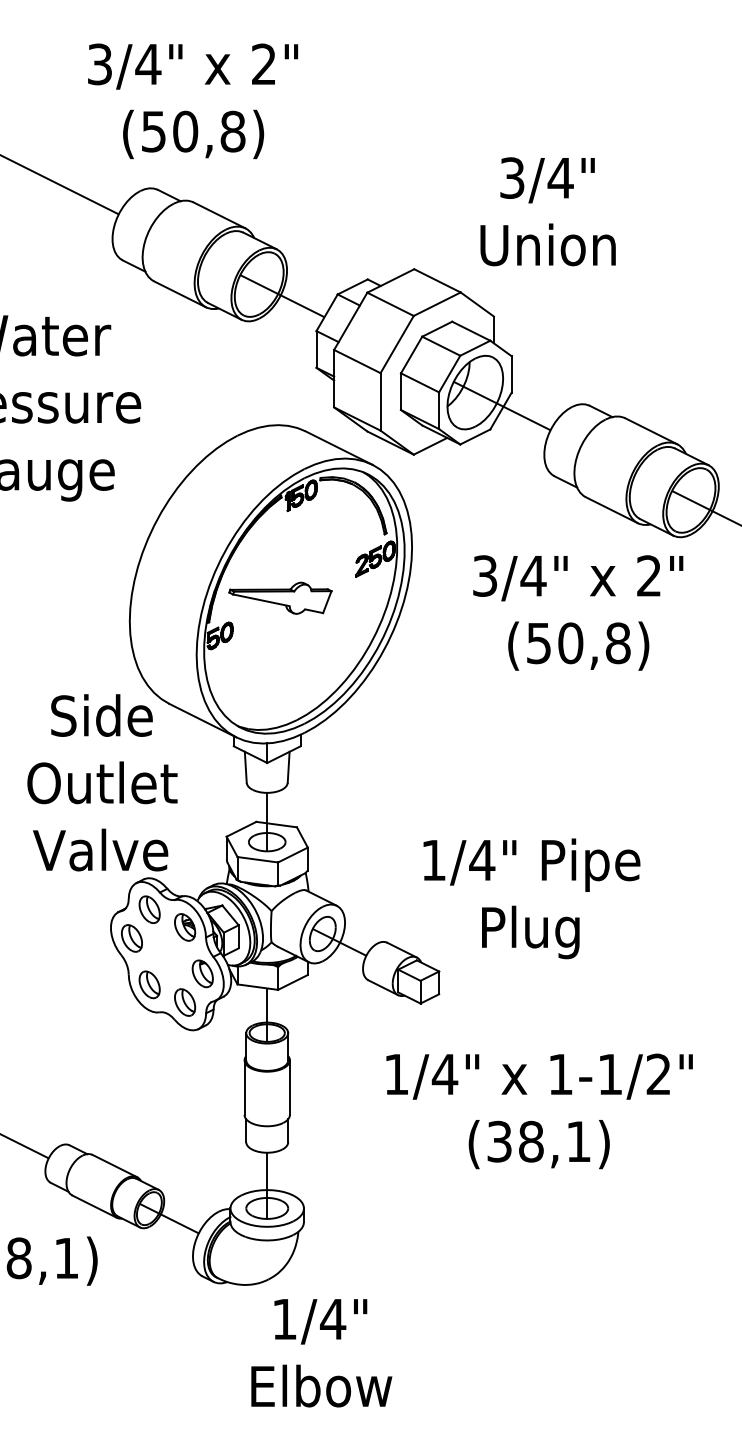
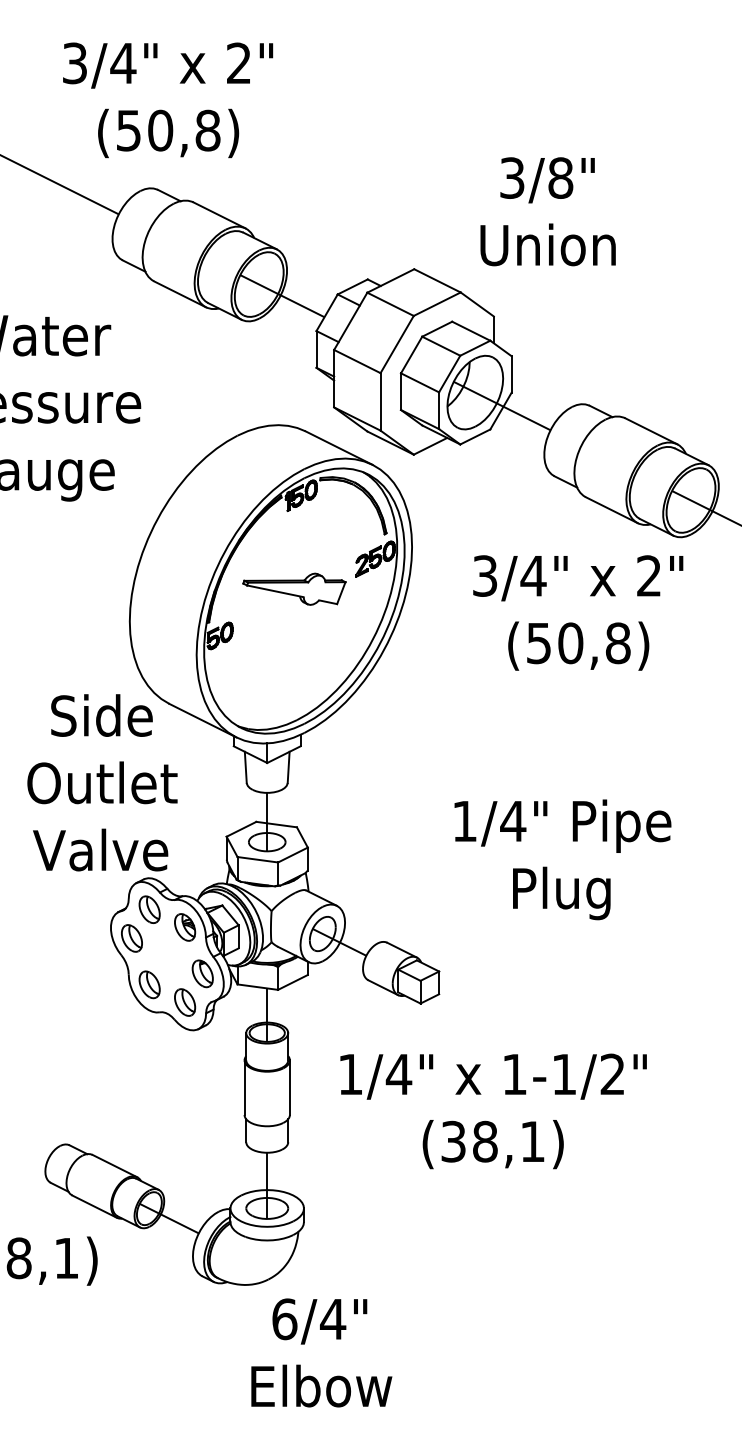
text position: (193, 101) -> (168, 100) (168, 100)
text: 3/4" -> 3/8" (560, 177)
part position: (280, 597) -> (294, 588) (294, 588)
text position: (531, 898) -> (562, 859) (562, 859)
text position: (539, 1111) -> (493, 1111) (493, 1111)
line: present -> none (25, 1146)
text: 1/4" -> 6/4" (284, 1319)
